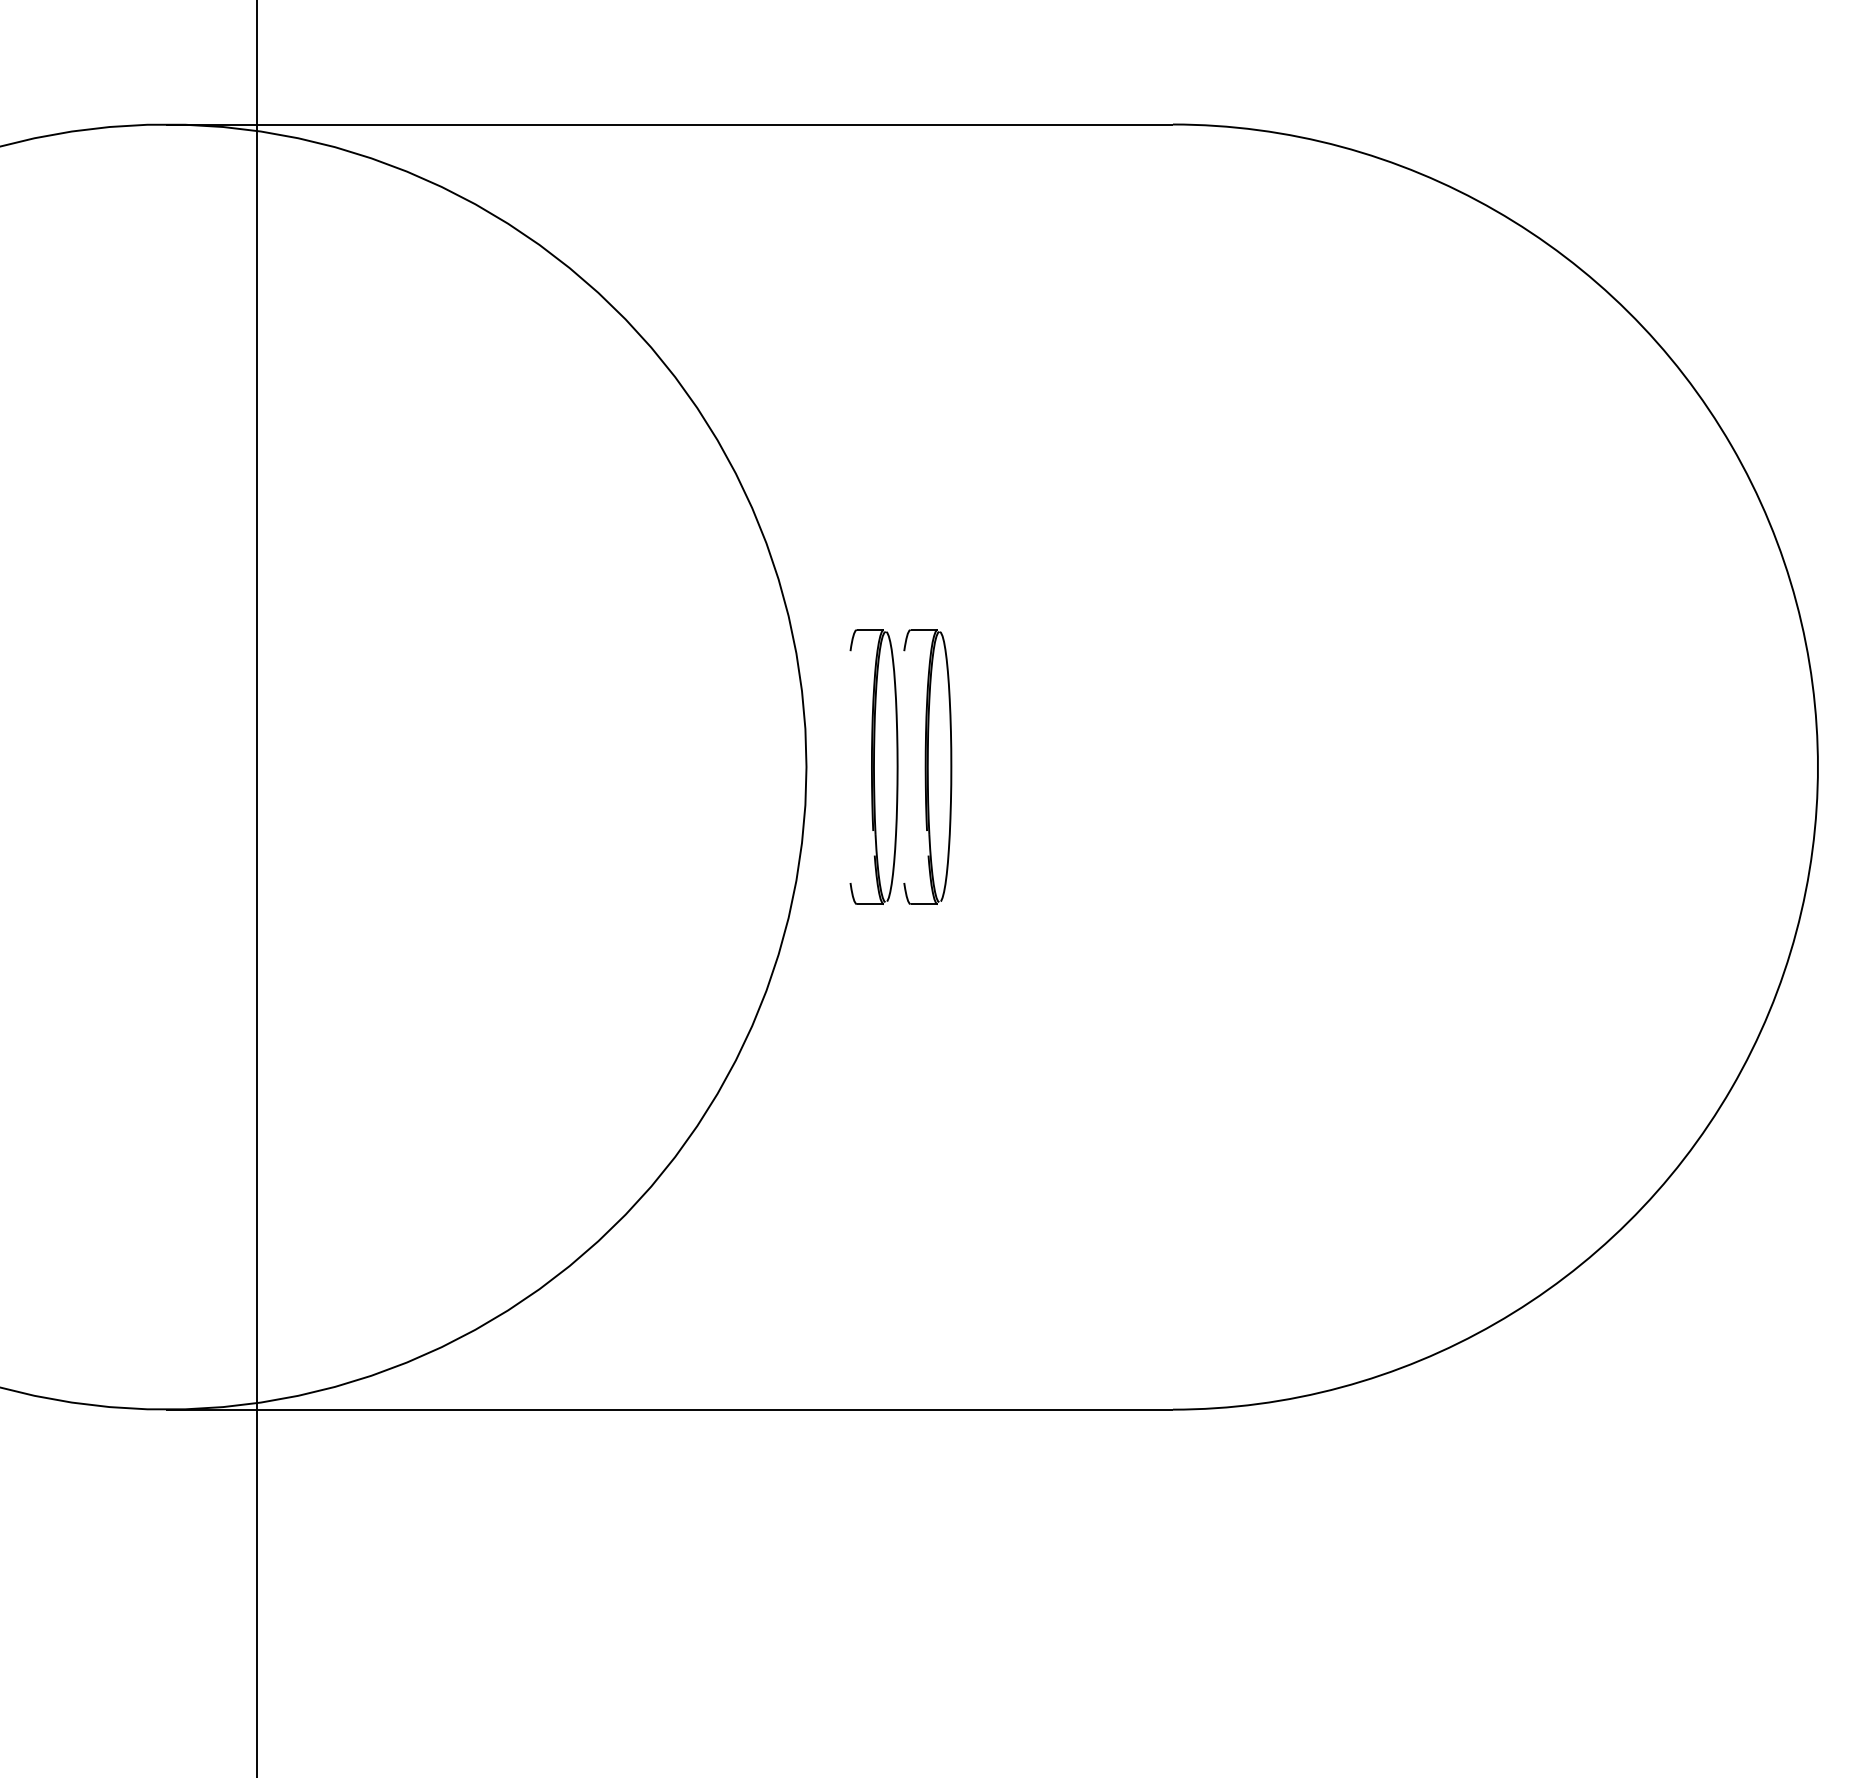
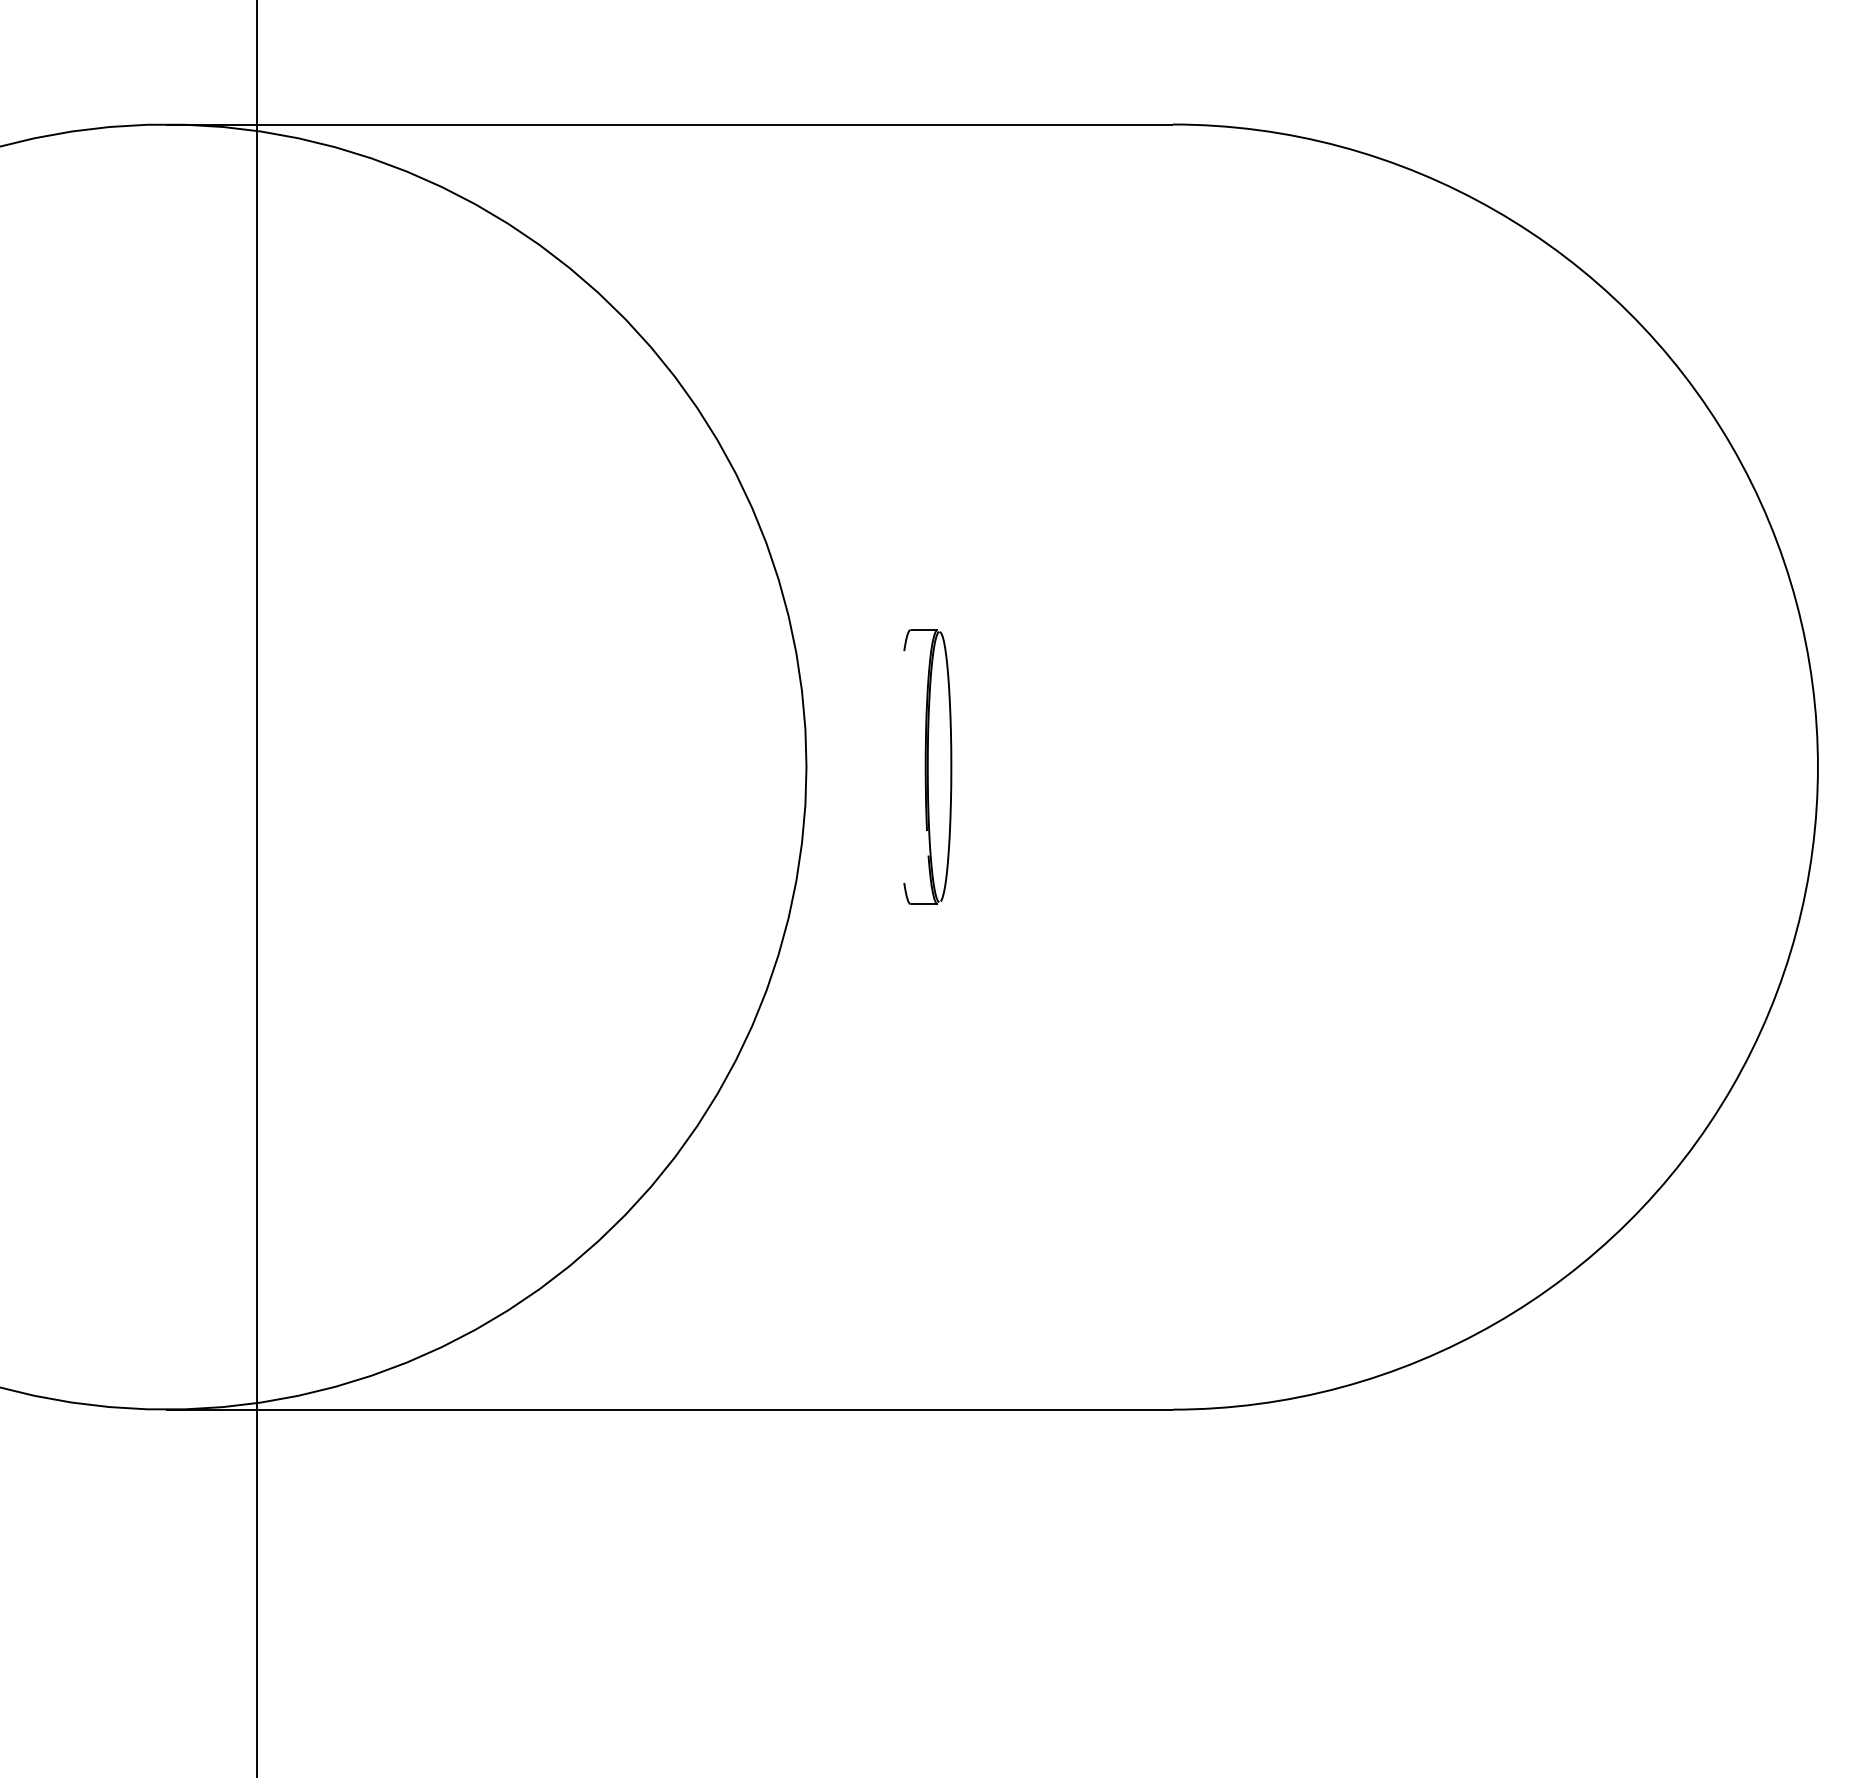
part: present -> none (873, 766)
